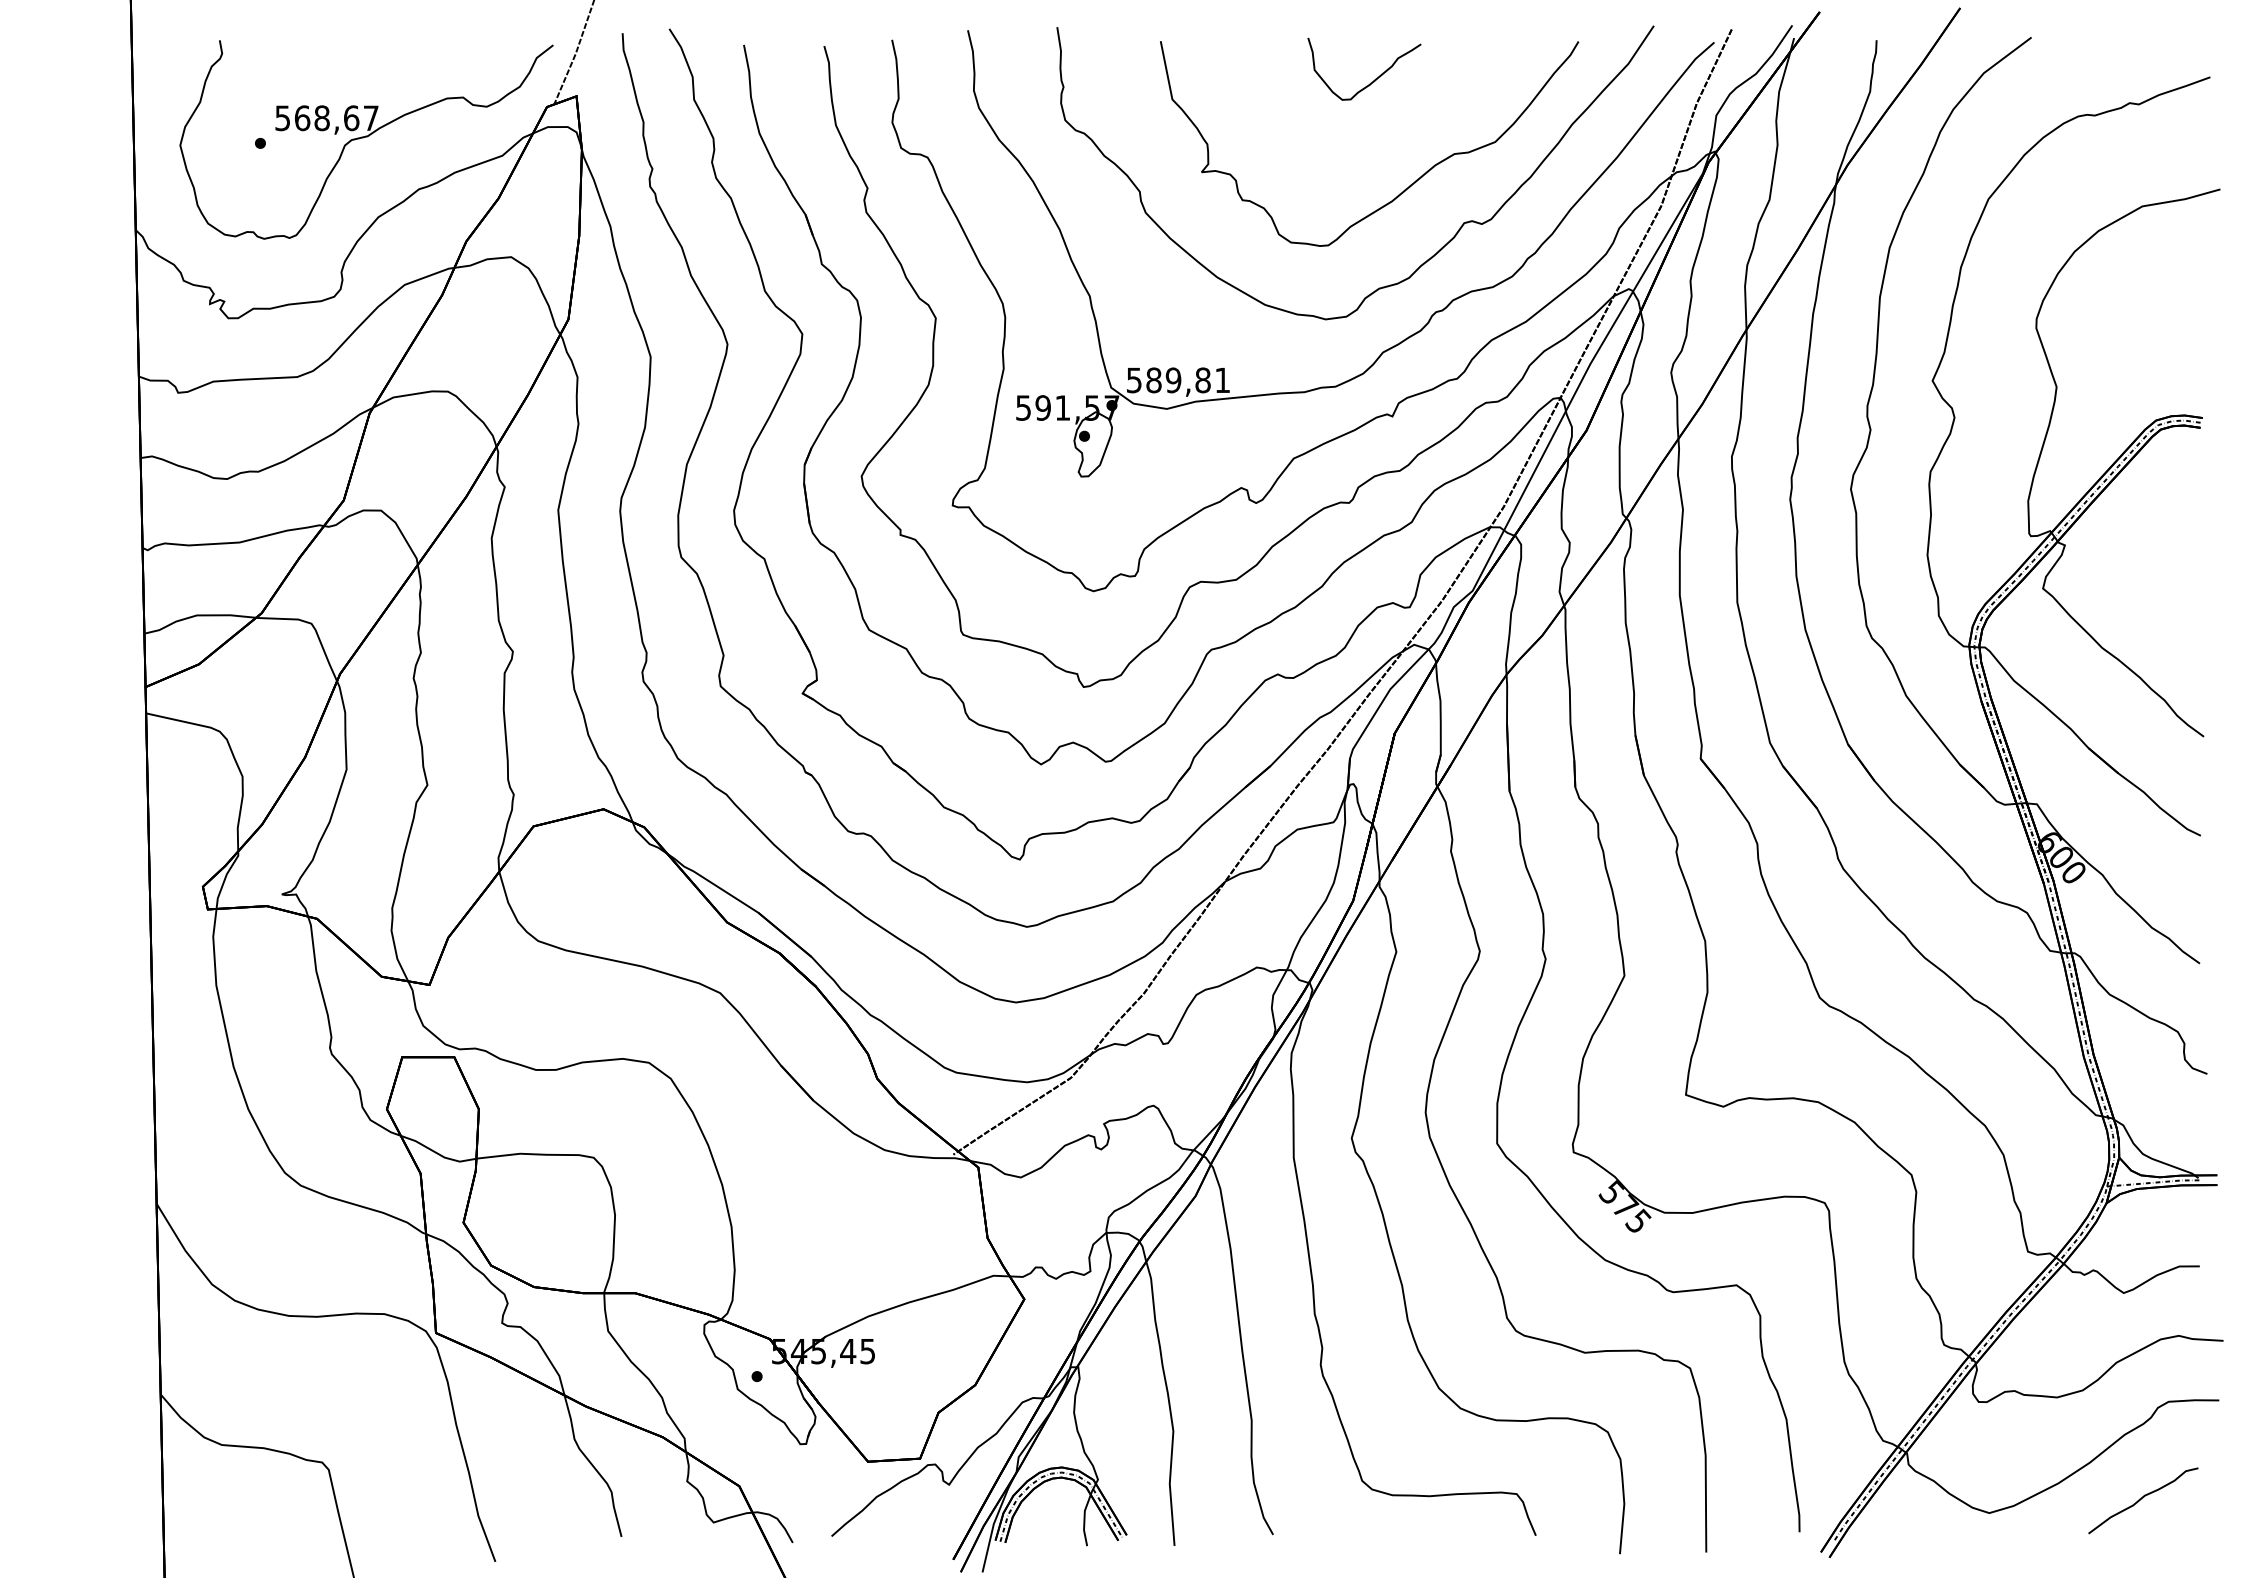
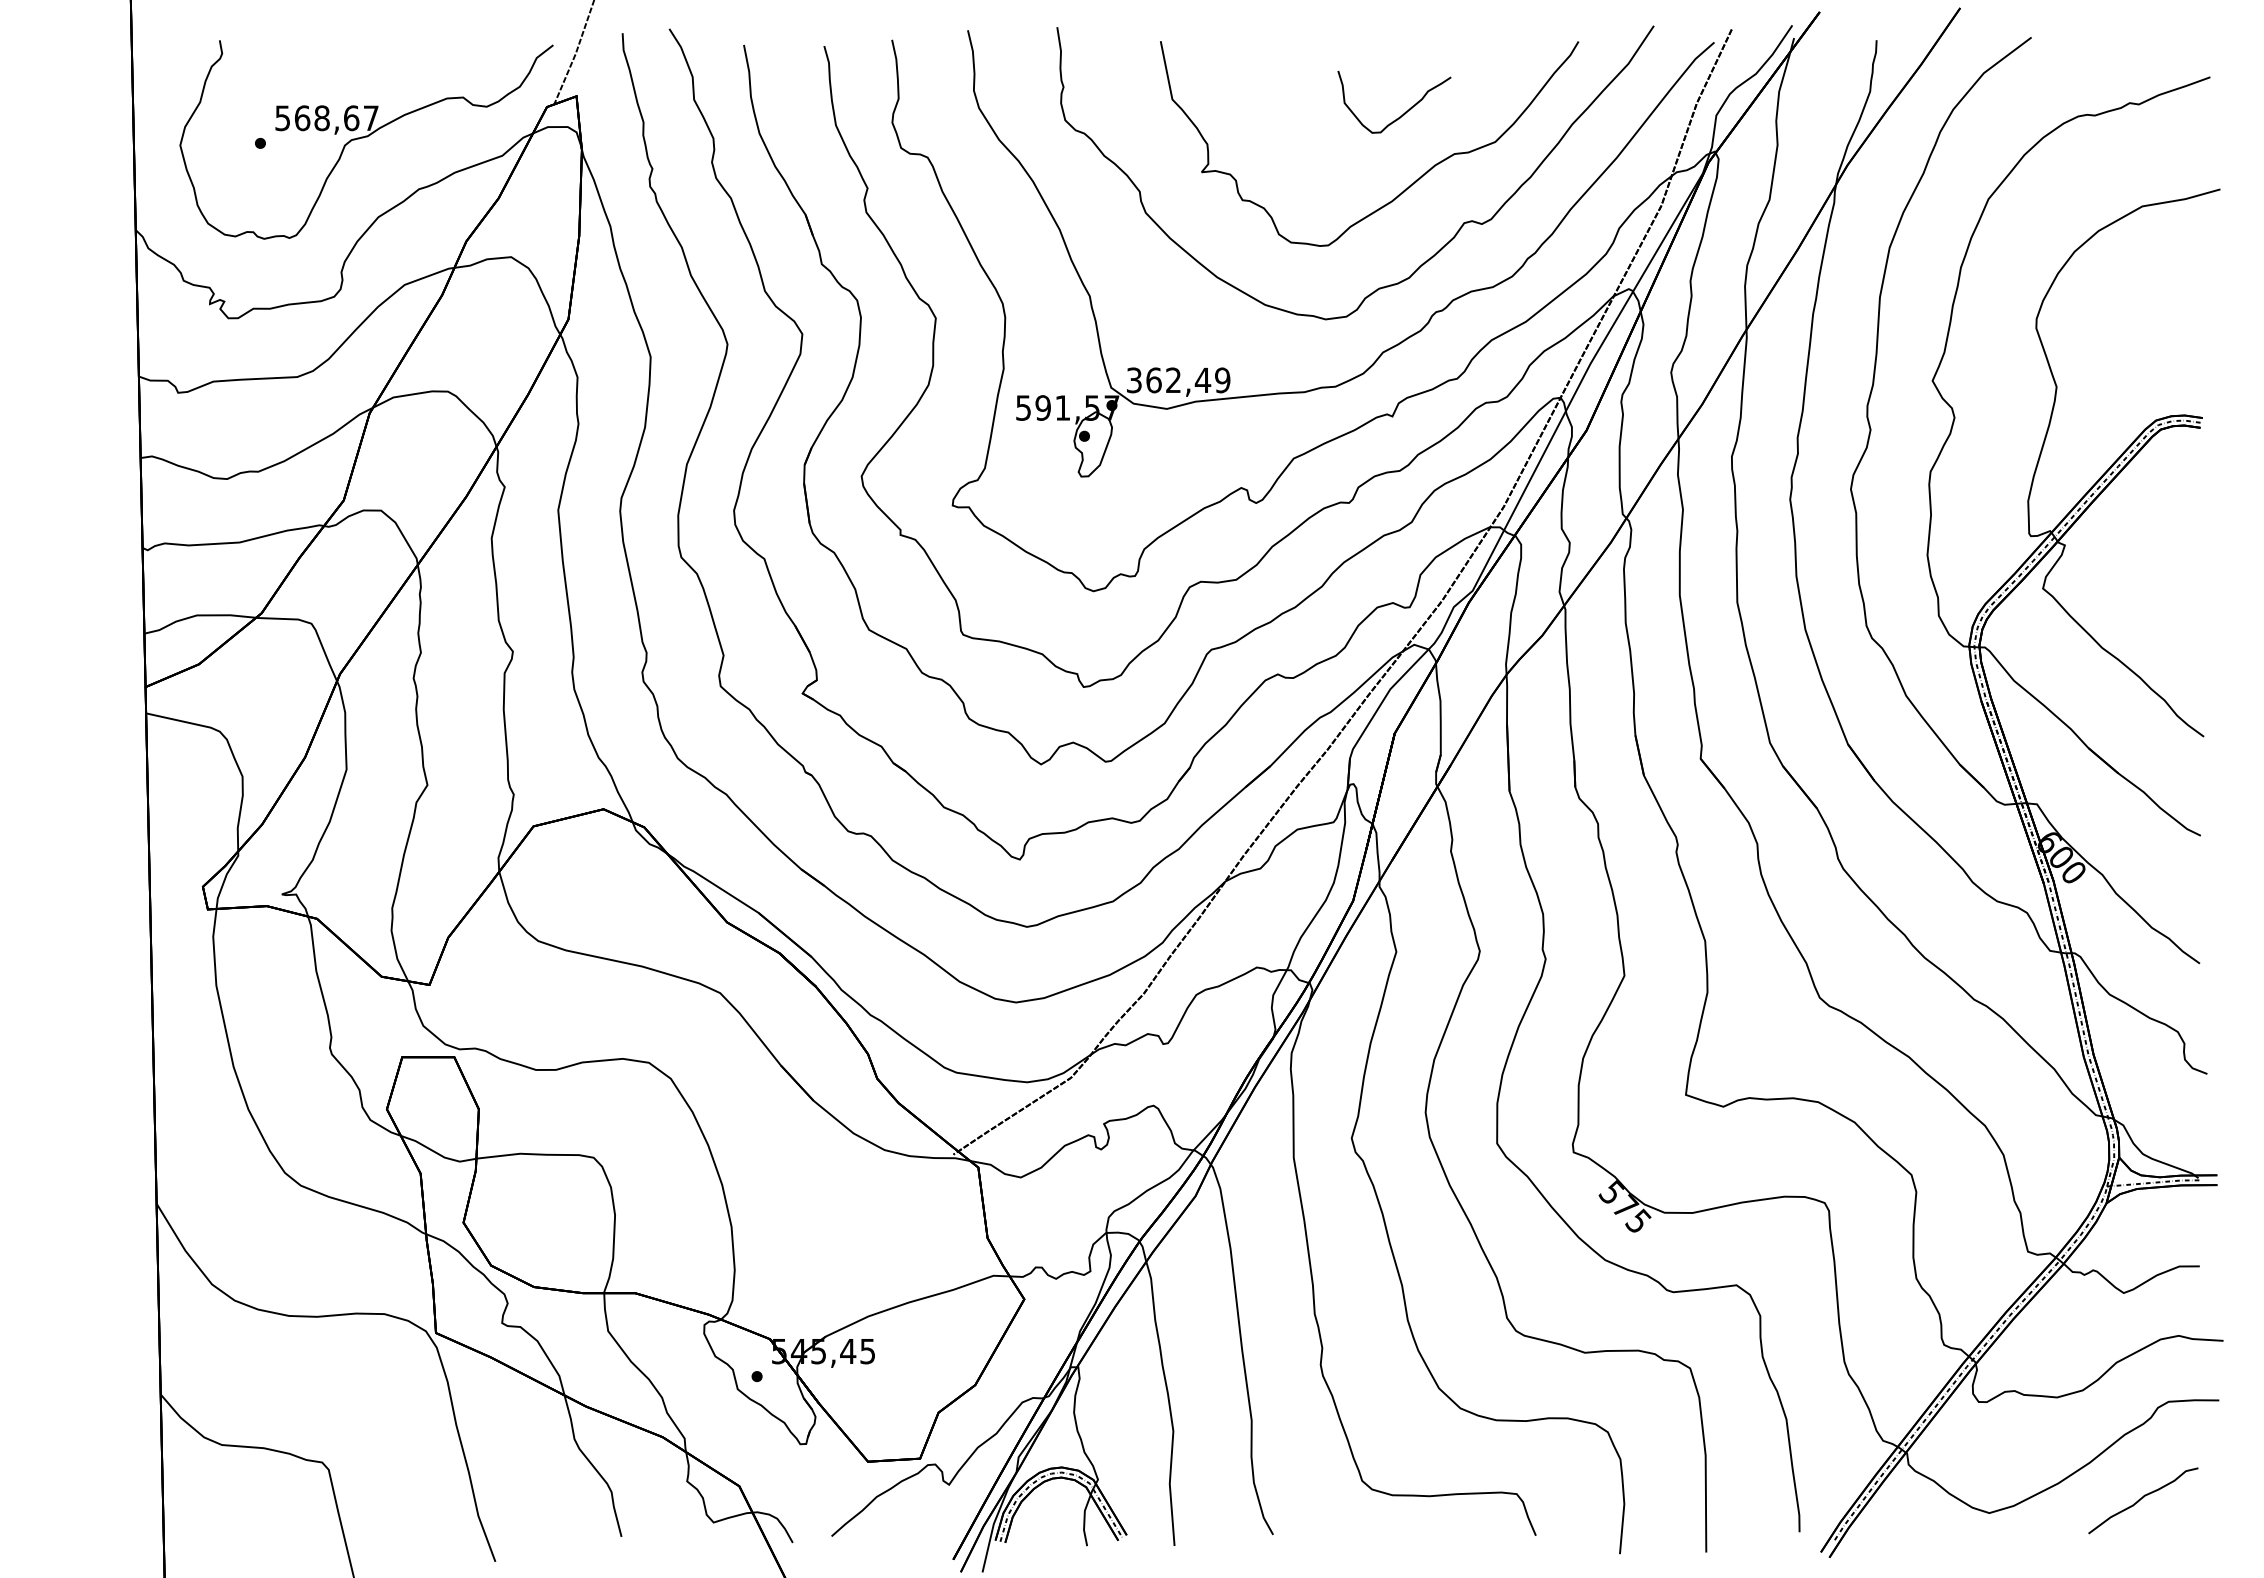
curve position: (1375, 78) -> (1405, 111) (1405, 111)
text: 589,81 -> 362,49 (1178, 380)
